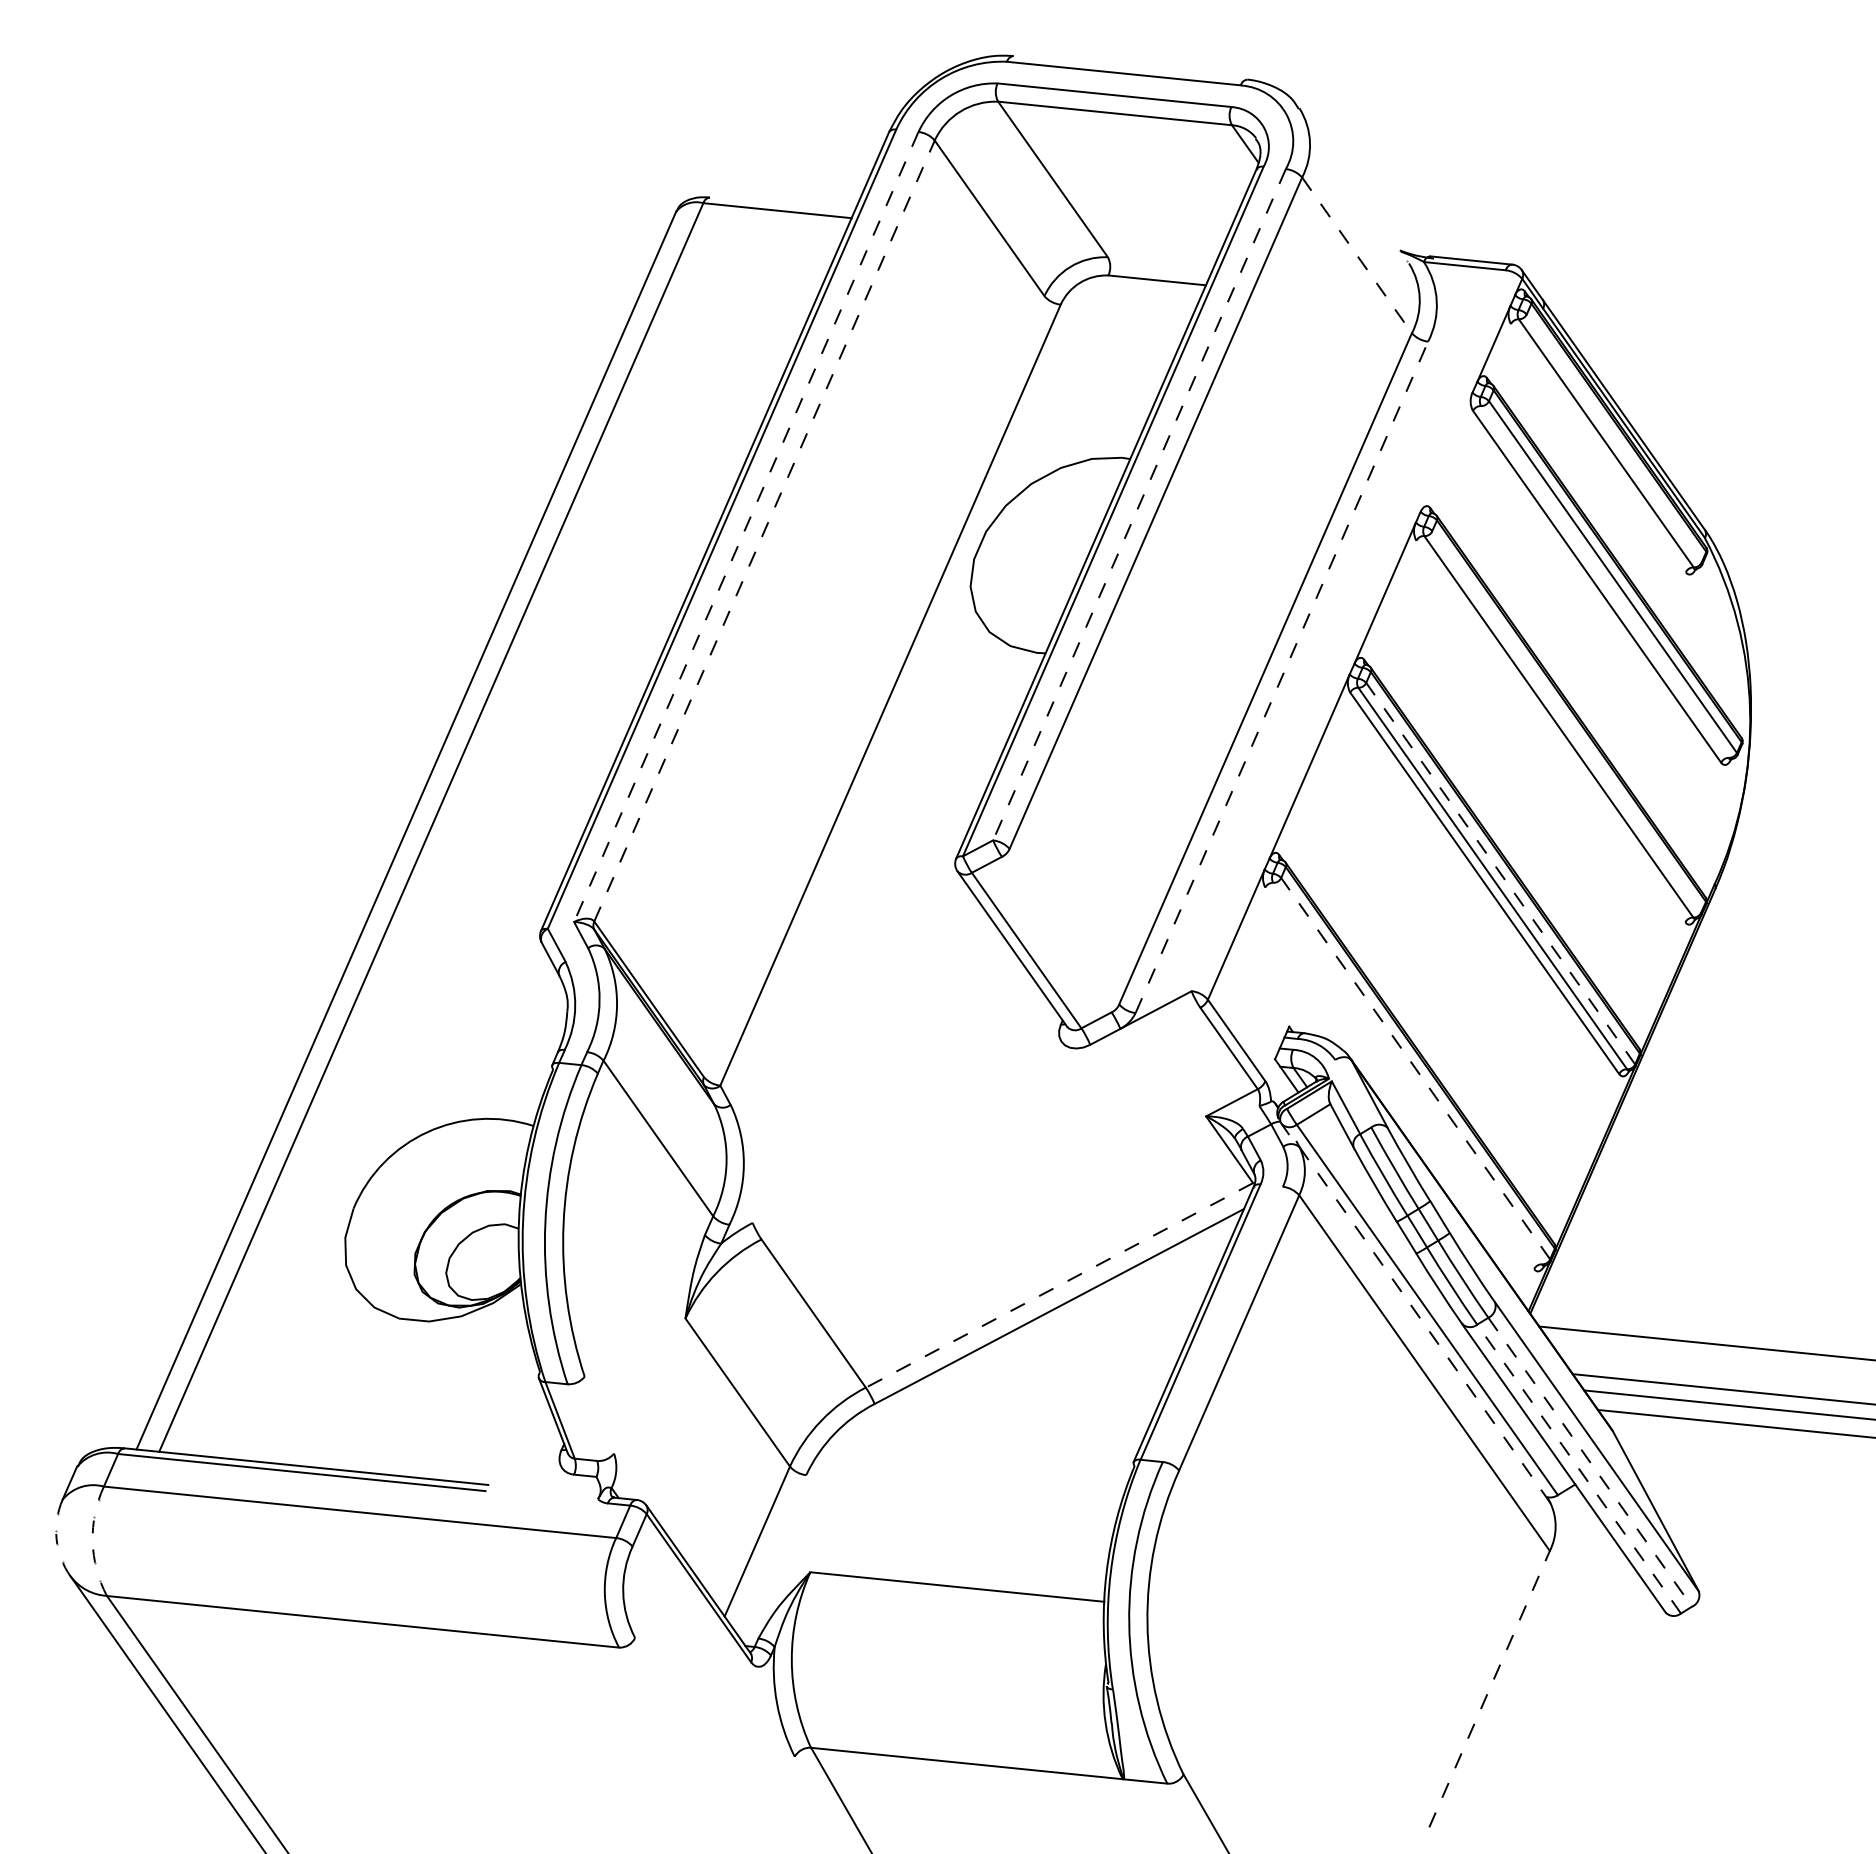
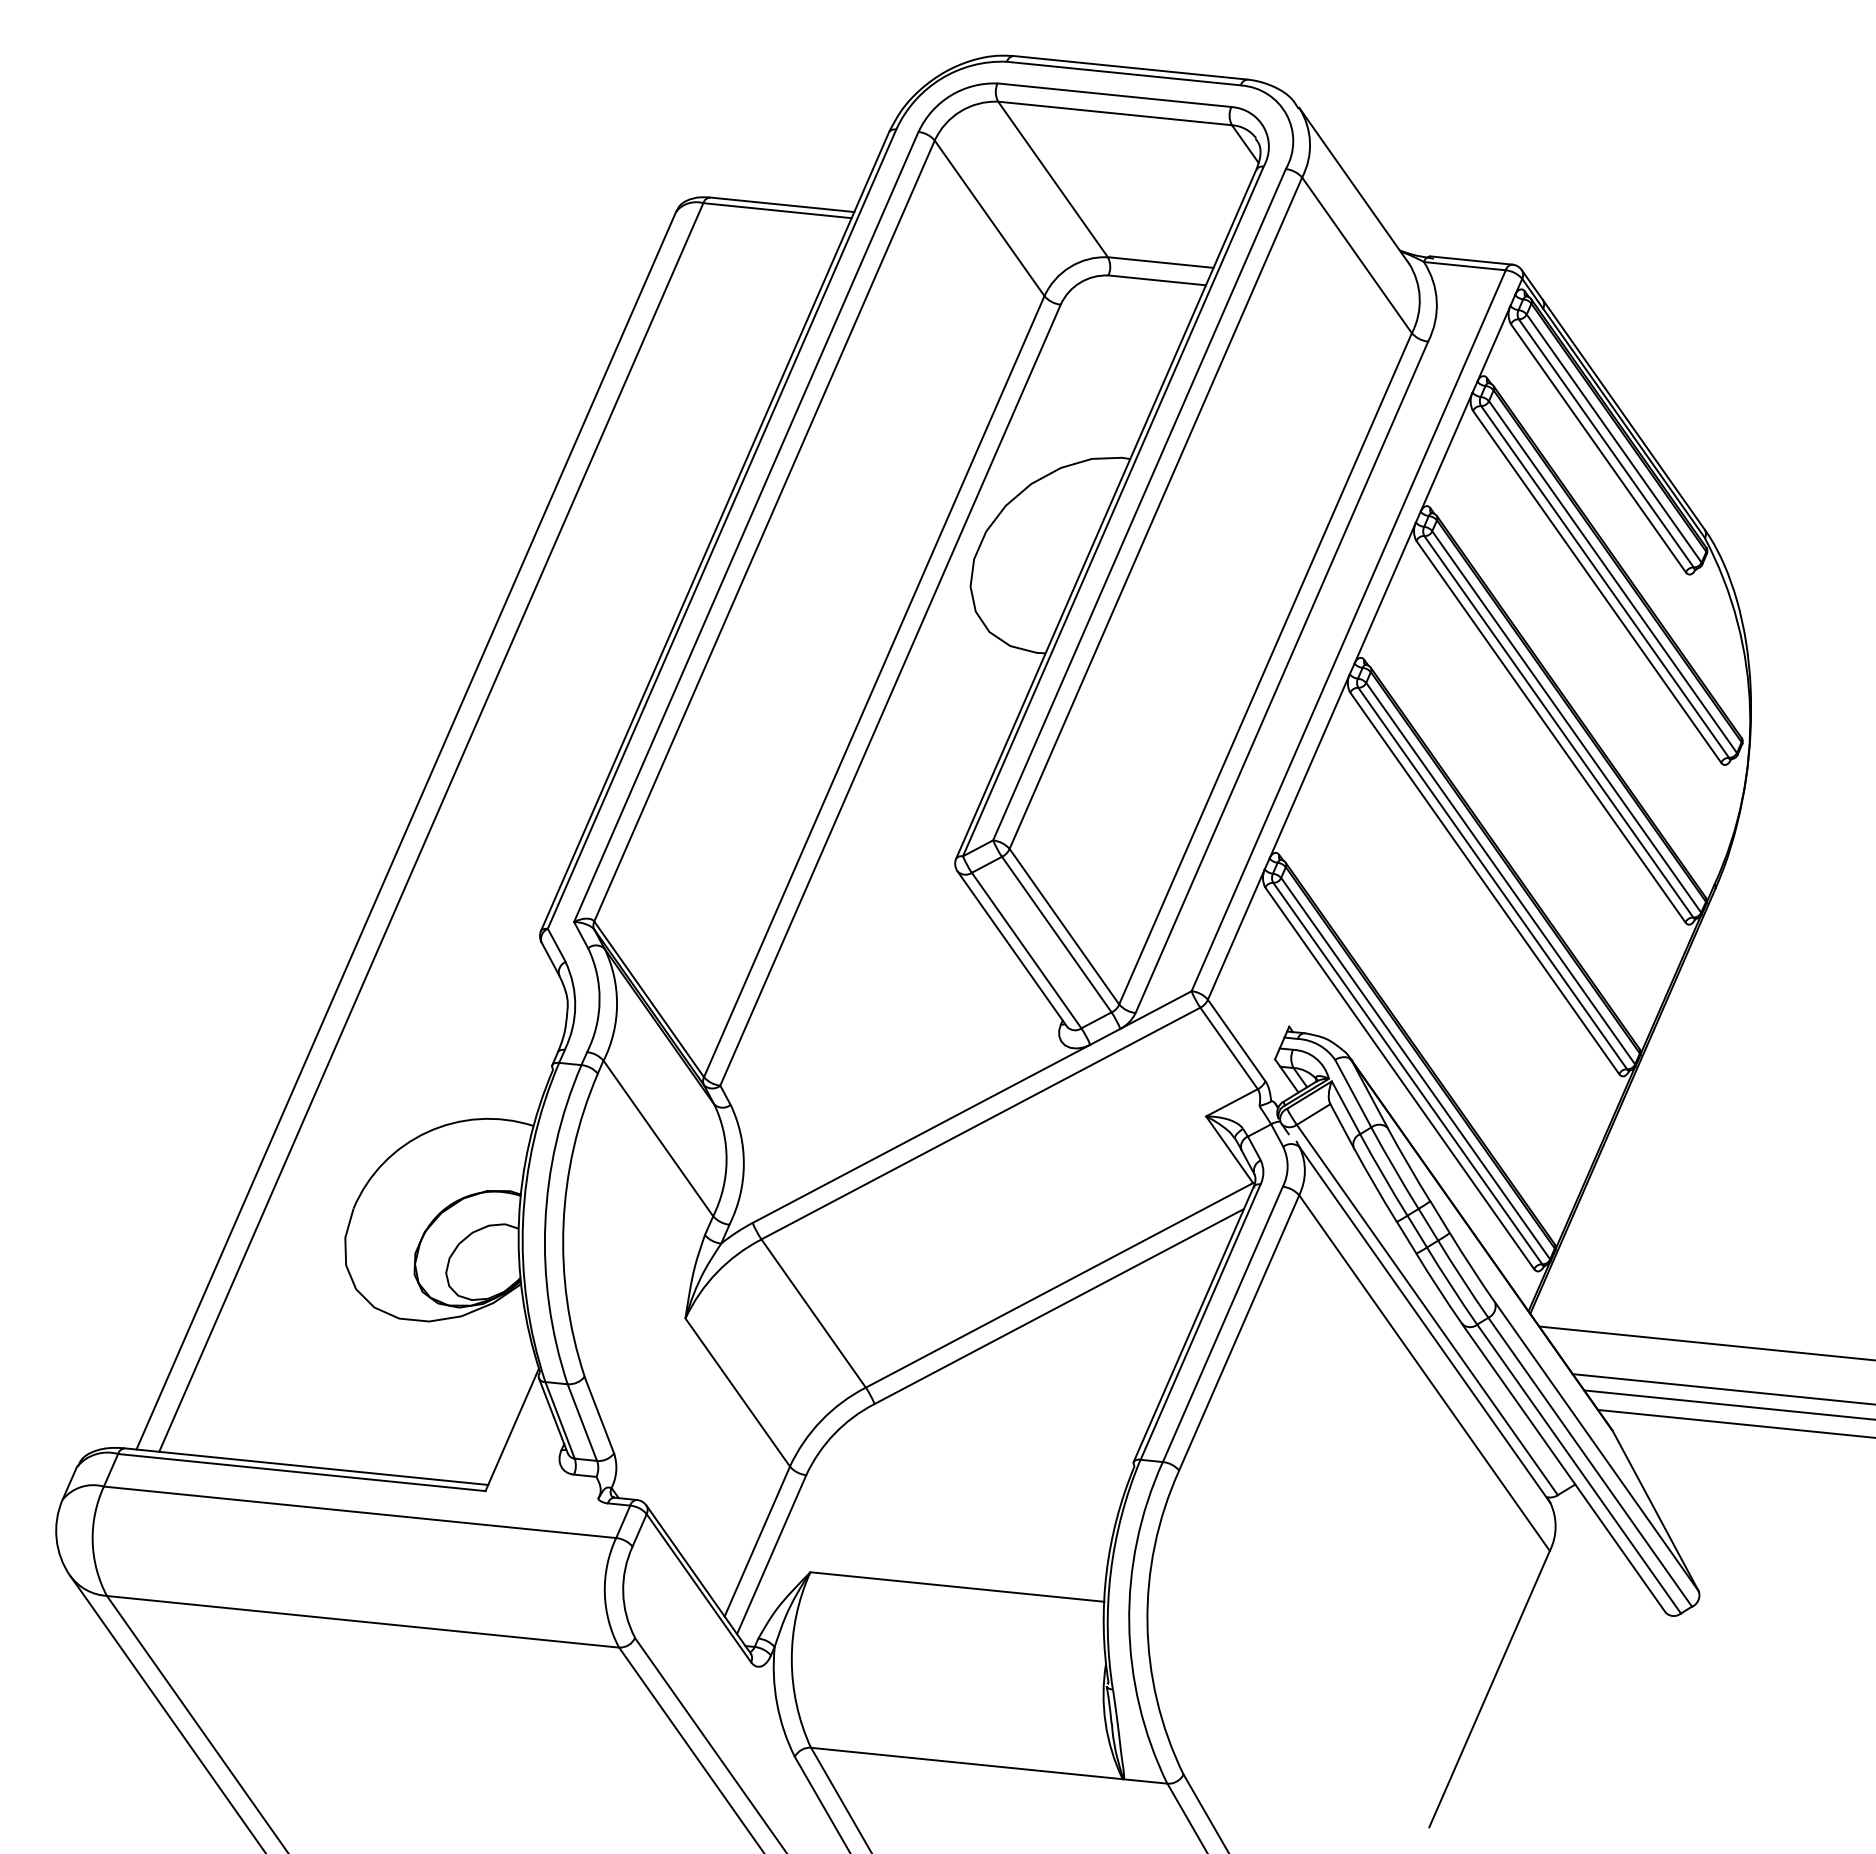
line: none -> present (1130, 67)
line: none -> present (1353, 185)
line: none -> present (781, 204)
line: dashed -> solid (1357, 255)
line: none -> present (1160, 262)
line: none -> present (1613, 438)
line: none -> present (1597, 448)
line: none -> present (1446, 451)
line: dashed -> solid (1139, 505)
line: dashed -> solid (746, 527)
line: dashed -> solid (764, 531)
line: none -> present (1605, 581)
line: none -> present (1348, 630)
line: dashed -> solid (1282, 676)
line: none -> present (874, 686)
line: none -> present (1566, 721)
line: none -> present (1550, 731)
line: dashed -> solid (1500, 873)
line: none -> present (1064, 926)
line: none -> present (1056, 934)
line: dashed -> solid (1415, 1068)
line: none -> present (1407, 1073)
line: none -> present (1399, 1078)
line: none -> present (1353, 1093)
line: none -> present (980, 1123)
line: none -> present (921, 1133)
line: dashed -> solid (1059, 1285)
line: none -> present (1222, 1324)
line: dashed -> solid (1424, 1324)
line: none -> present (599, 1414)
line: none -> present (582, 1422)
line: none -> present (511, 1429)
line: dashed -> solid (1590, 1462)
line: dashed -> solid (1579, 1469)
arc: dashed -> solid (56, 1538)
arc: dashed -> solid (92, 1541)
line: none -> present (771, 1554)
line: dashed -> solid (1489, 1689)
line: none -> present (709, 1743)
line: none -> present (690, 1748)
line: none -> present (821, 1803)
line: none -> present (1186, 1816)
